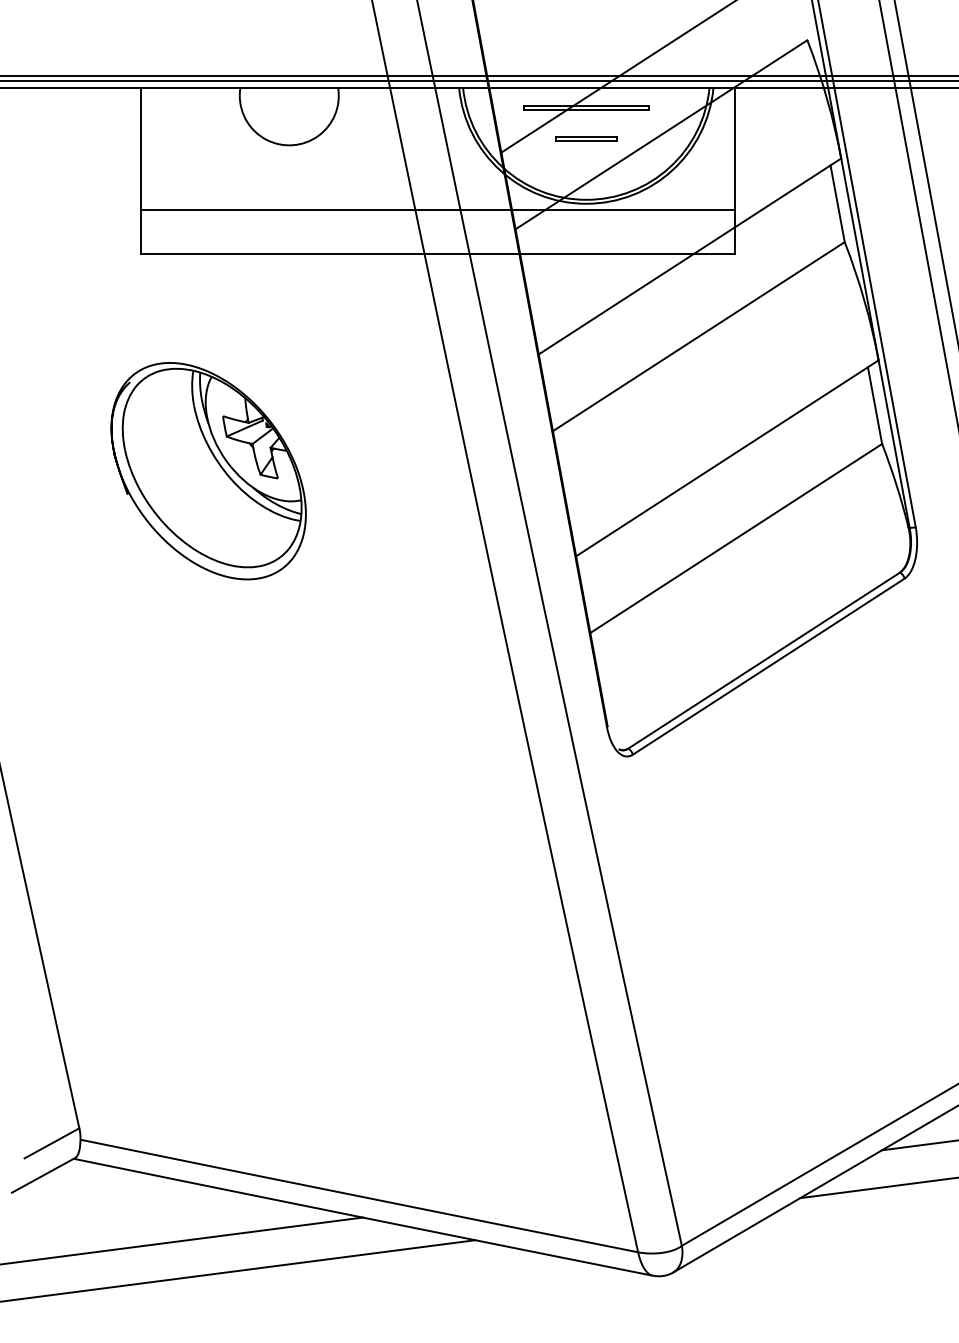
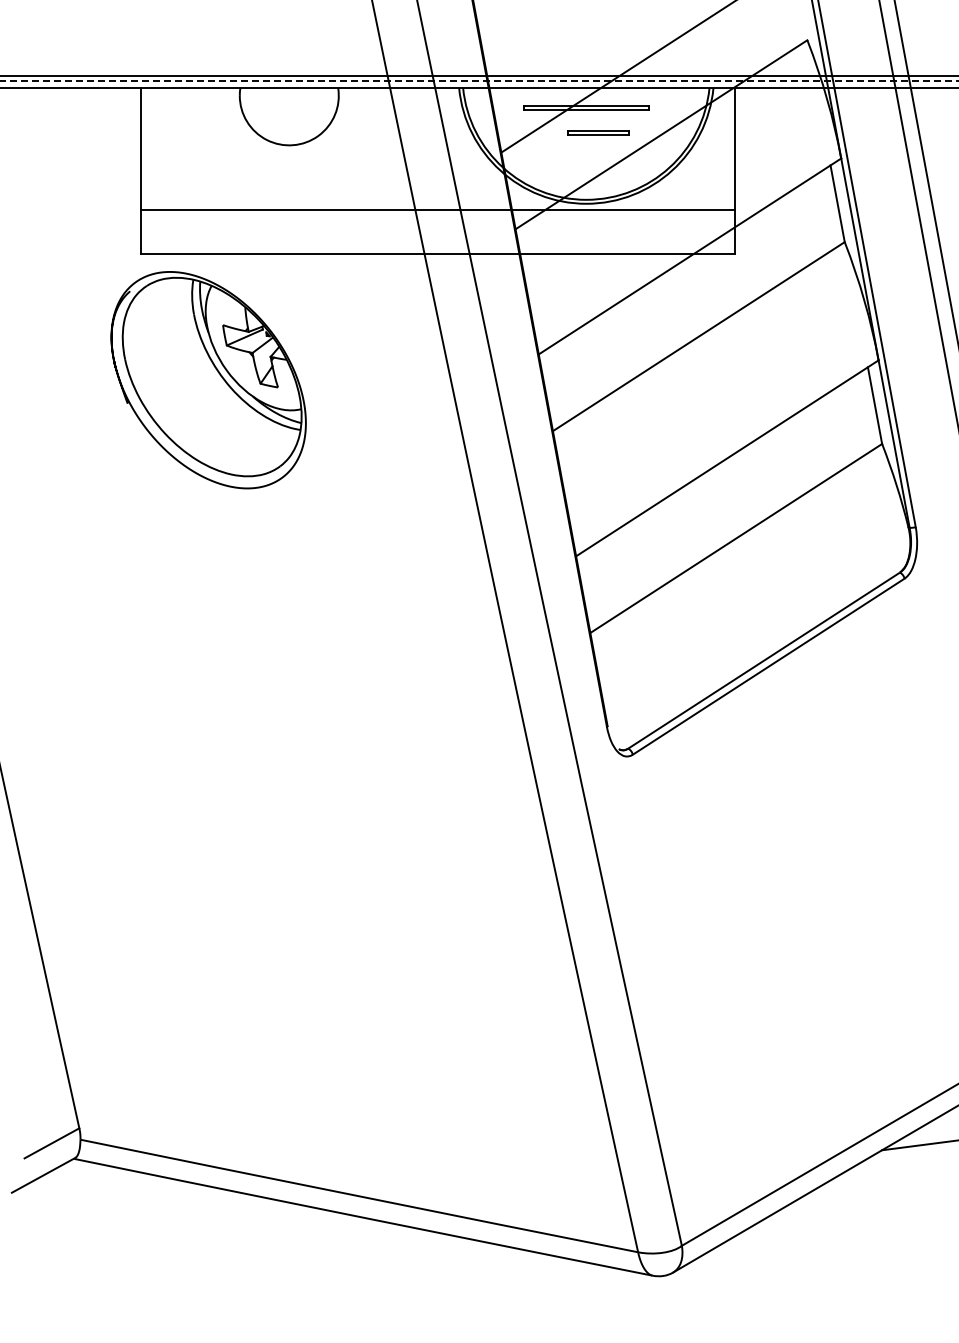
line: solid -> dashed (479, 80)
part position: (586, 138) -> (598, 132) (598, 132)
part position: (208, 471) -> (208, 380) (208, 380)
line: present -> none (877, 1188)
line: present -> none (182, 1240)
line: present -> none (238, 1270)
